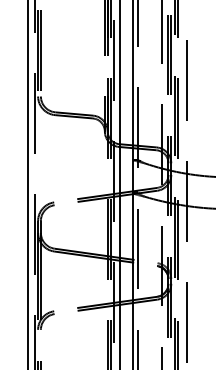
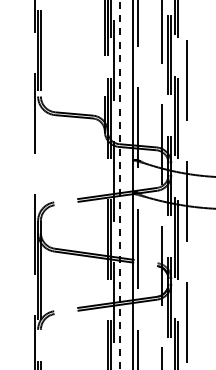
line: present -> none (28, 184)
line: solid -> dashed (120, 185)
